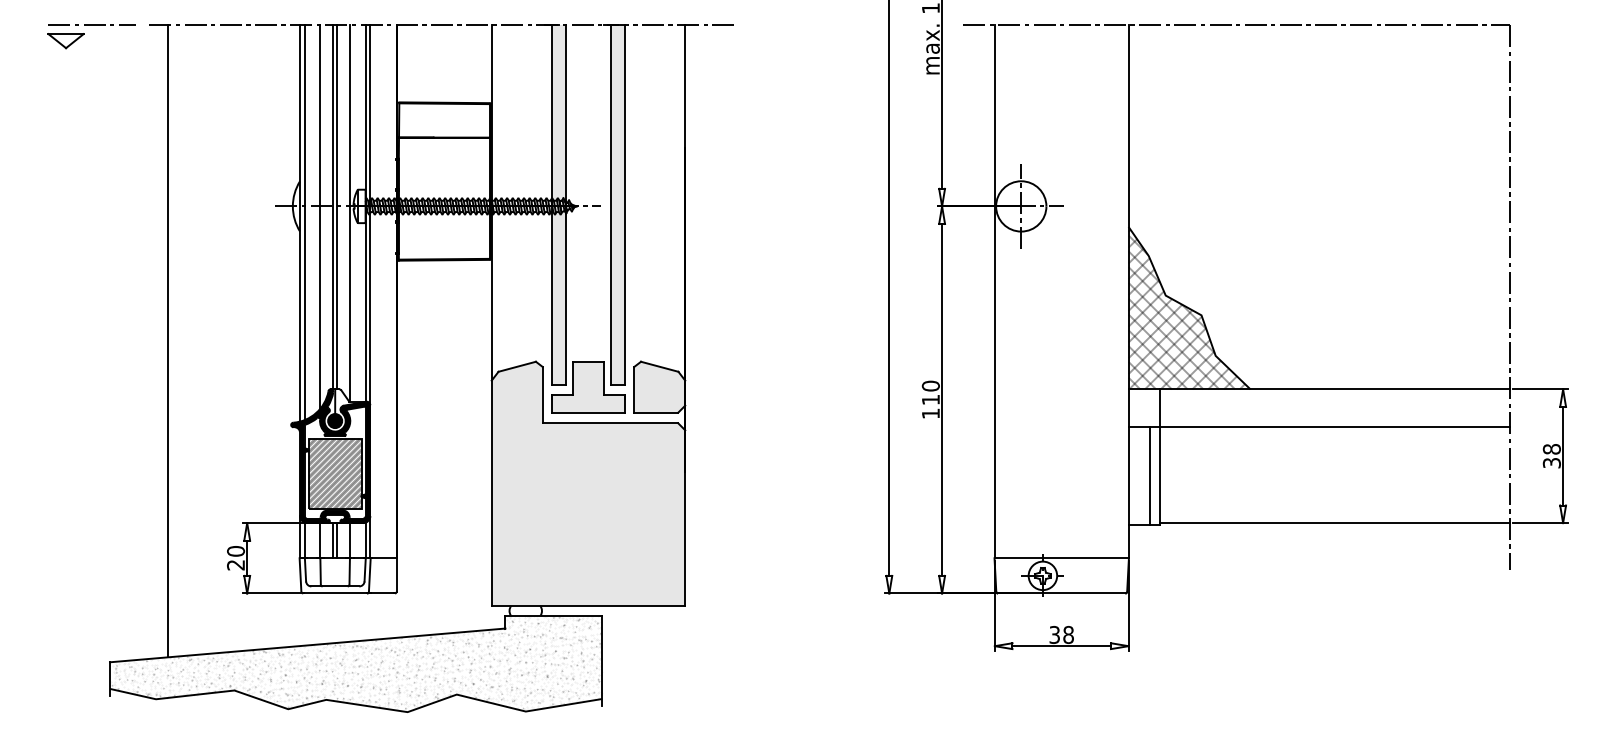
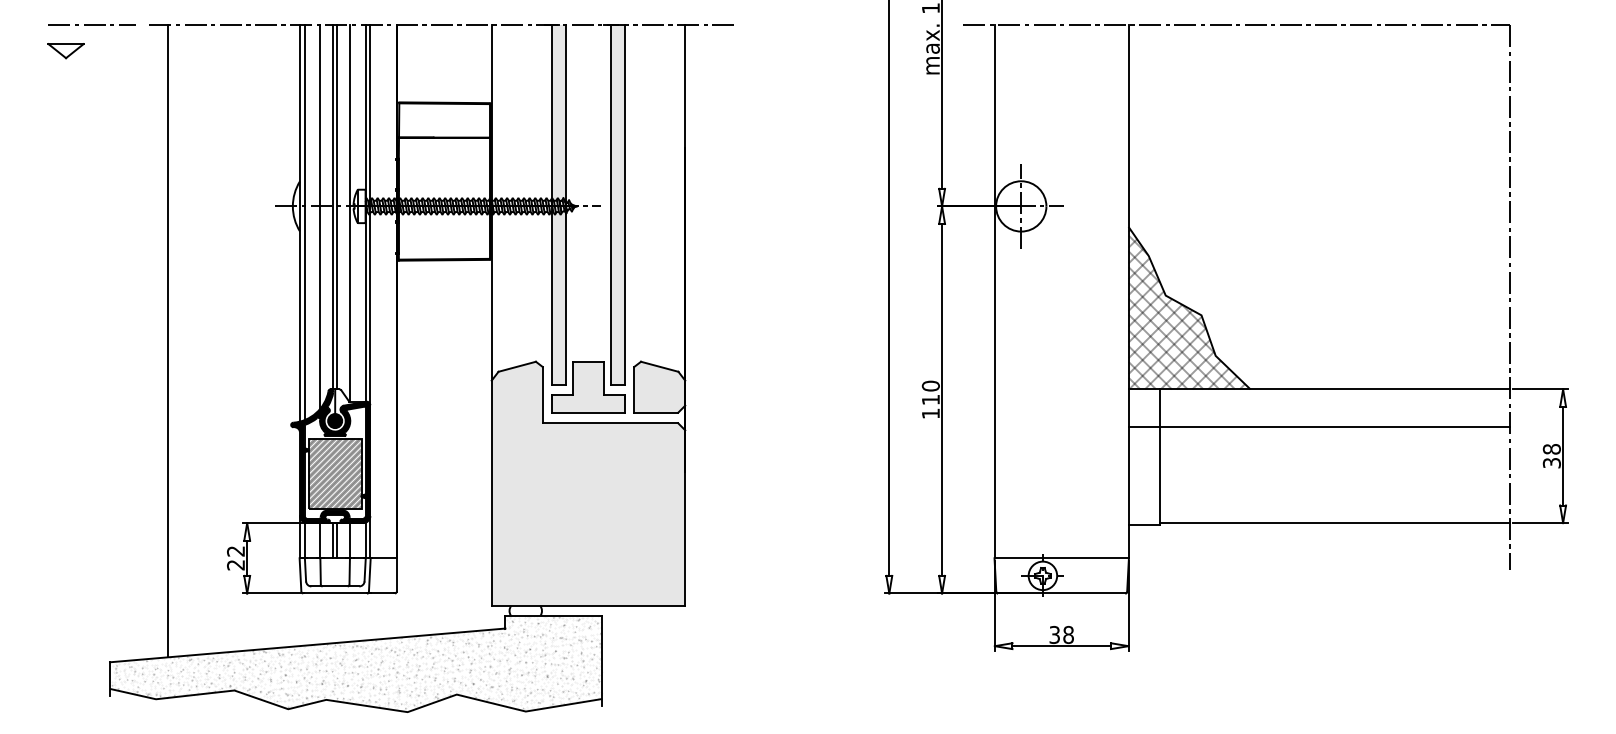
part position: (65, 41) -> (65, 51) (65, 51)
line: present -> none (1150, 476)
text: 20 -> 22 (236, 551)
